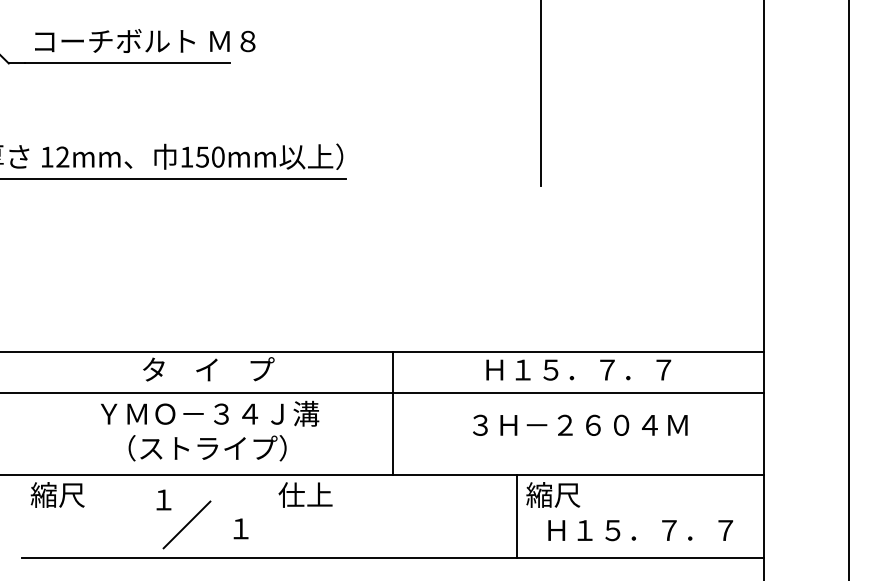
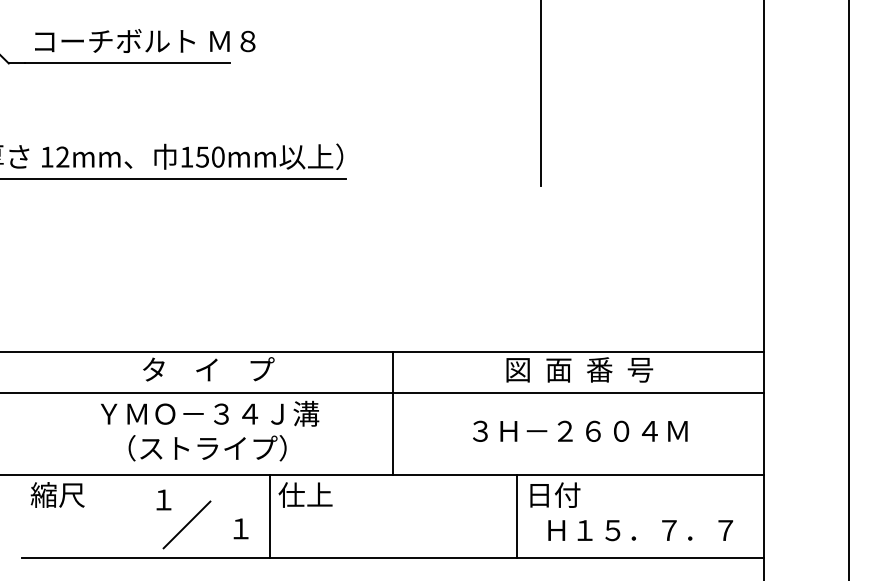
text: Ｈ１５．７．７ -> 図  面  番  号 (578, 369)
text position: (580, 424) -> (580, 430) (580, 430)
text: 縮尺 -> 日付 (553, 494)
line: none -> present (269, 516)
